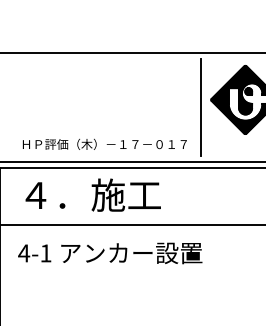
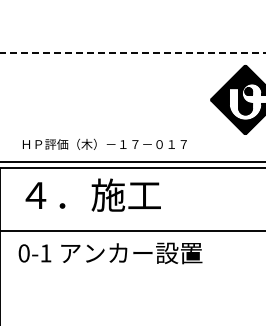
line: solid -> dashed (132, 52)
line: present -> none (201, 107)
line position: (132, 225) -> (132, 231) (132, 231)
text: 4-1 -> 0-1 (24, 253)
